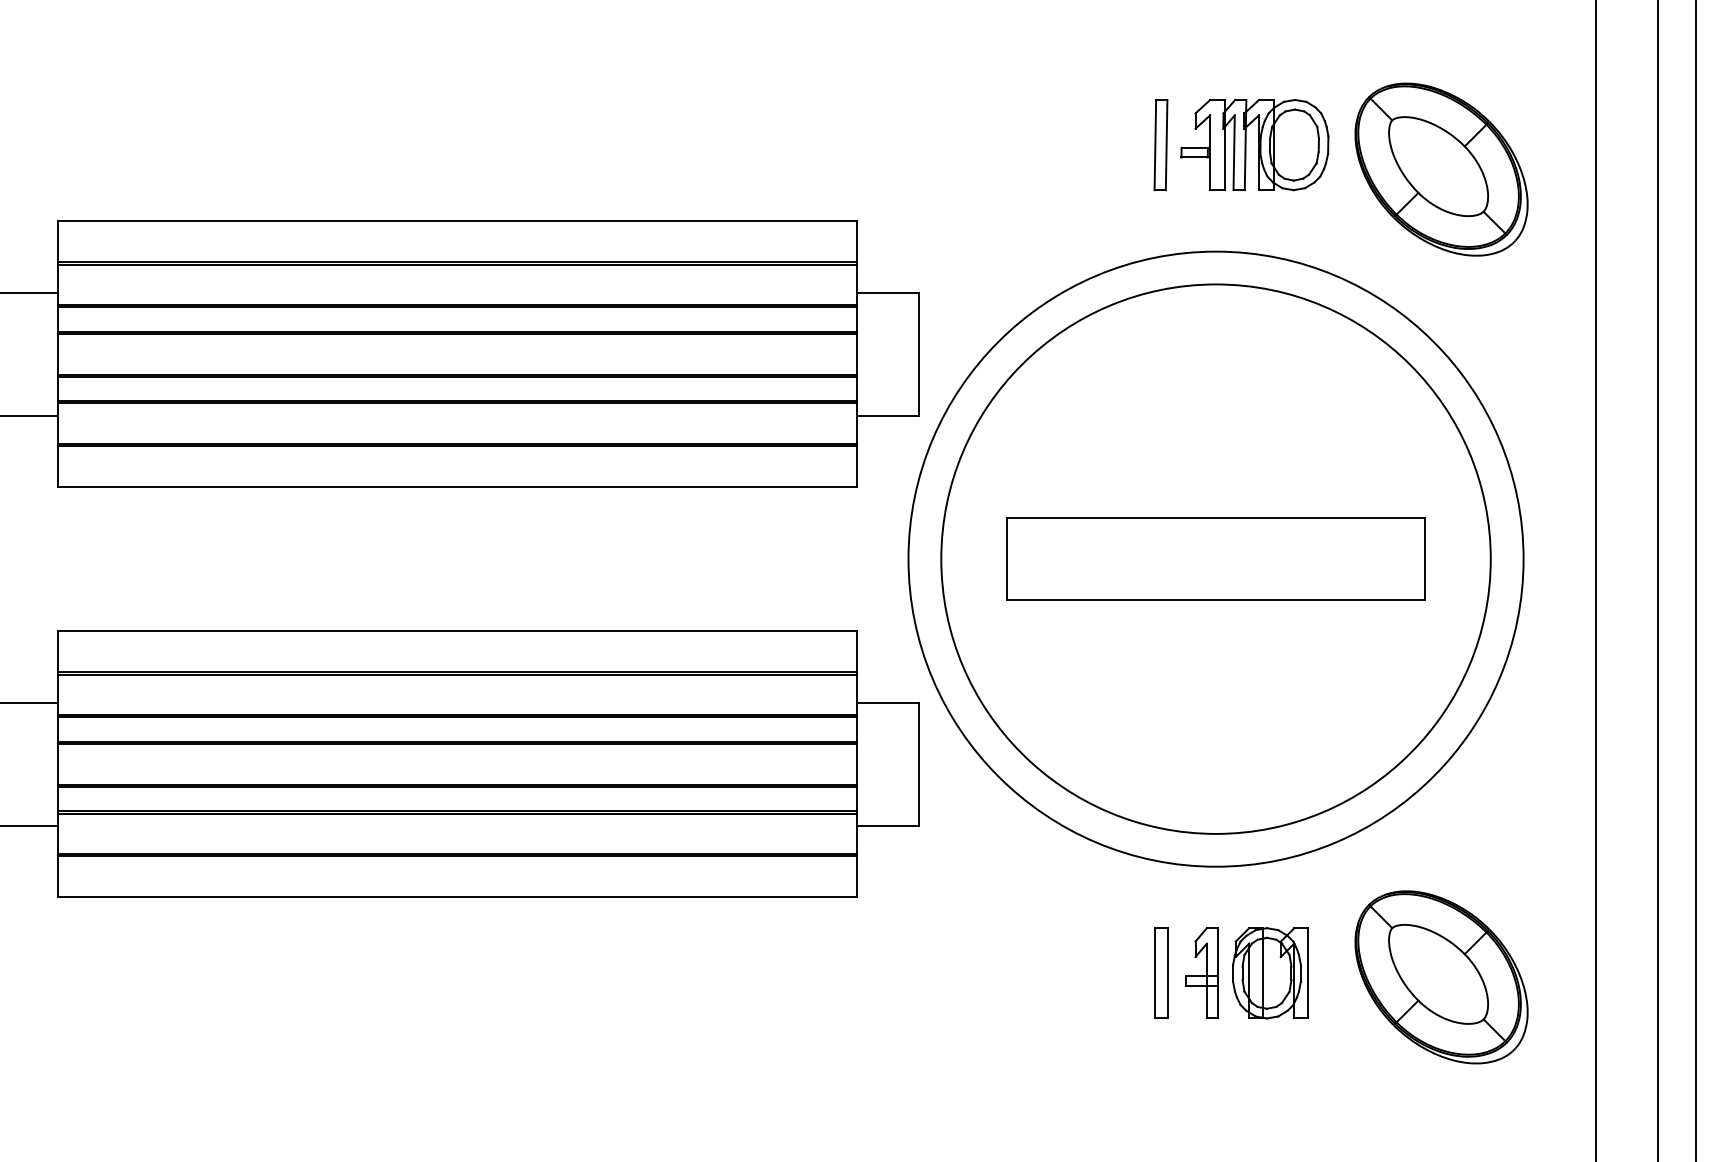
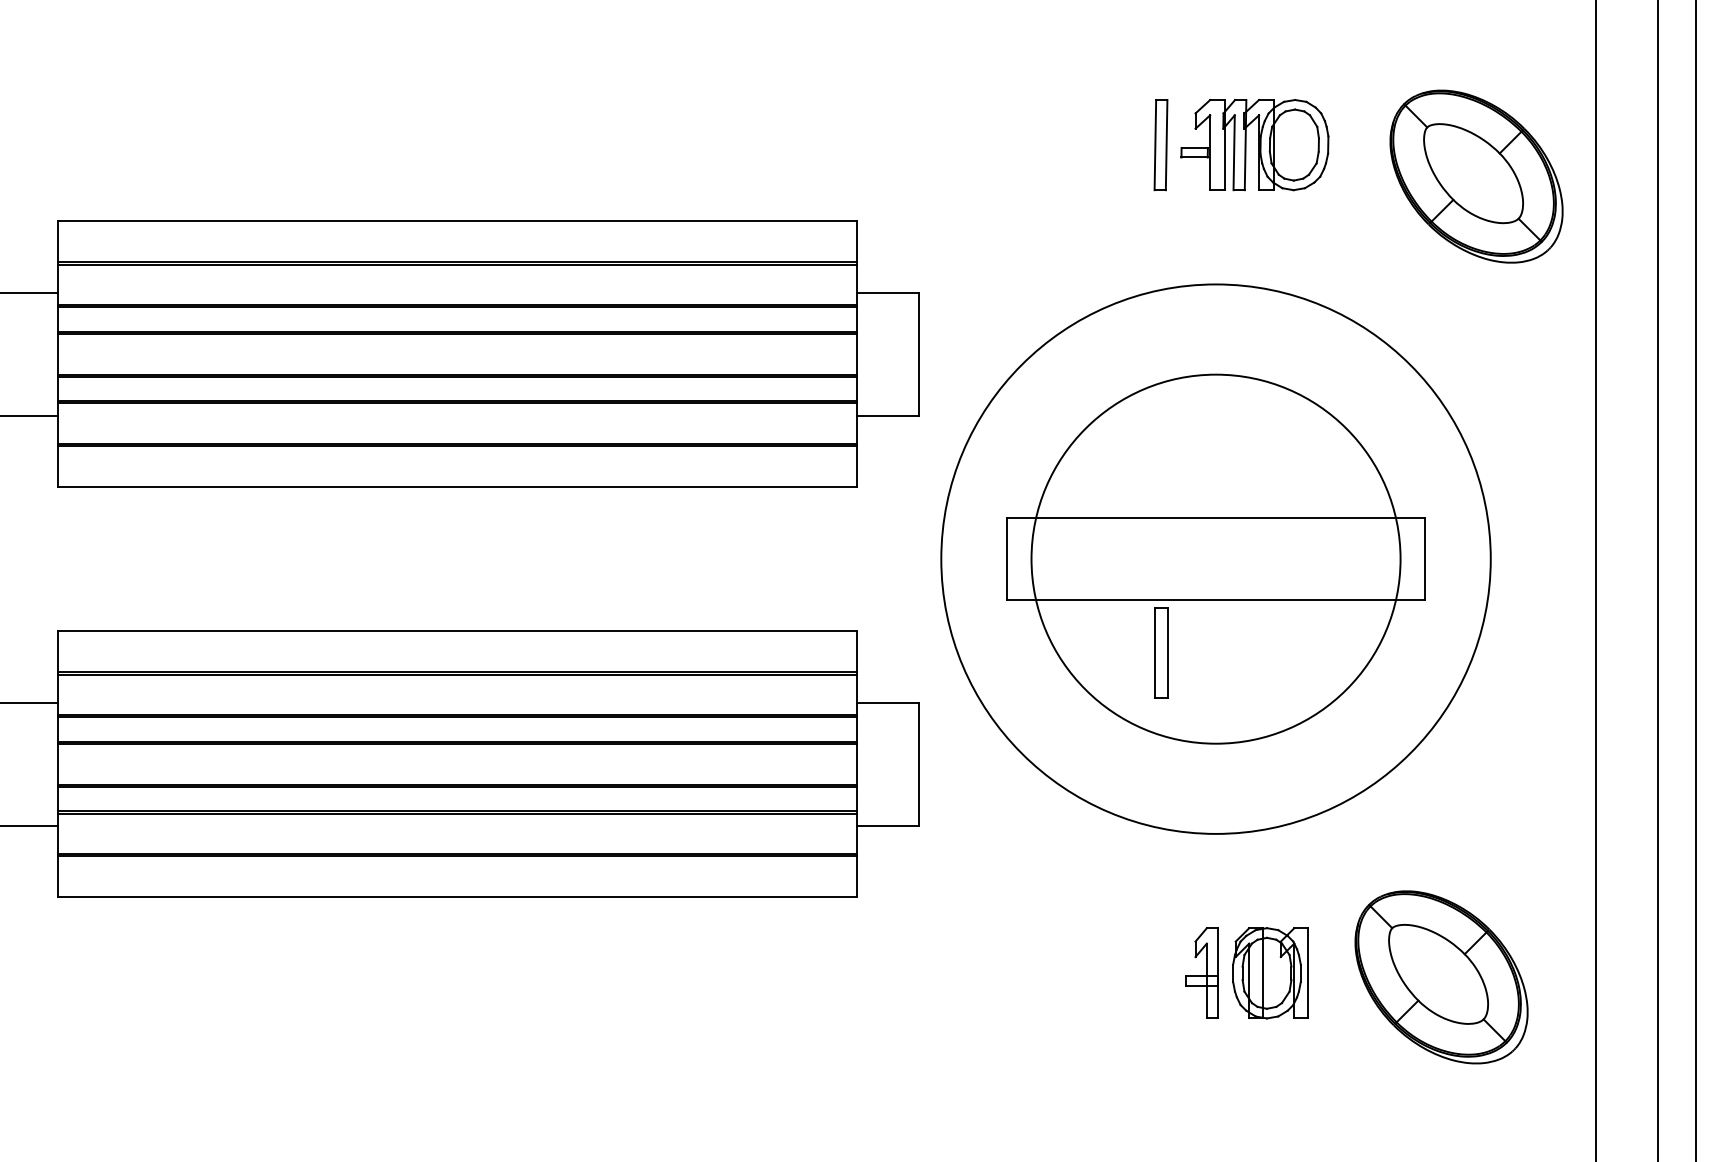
part position: (1441, 169) -> (1476, 176) (1476, 176)
circle diameter: 615 px -> 369 px (1215, 558)
part position: (1161, 972) -> (1161, 652) (1161, 652)
